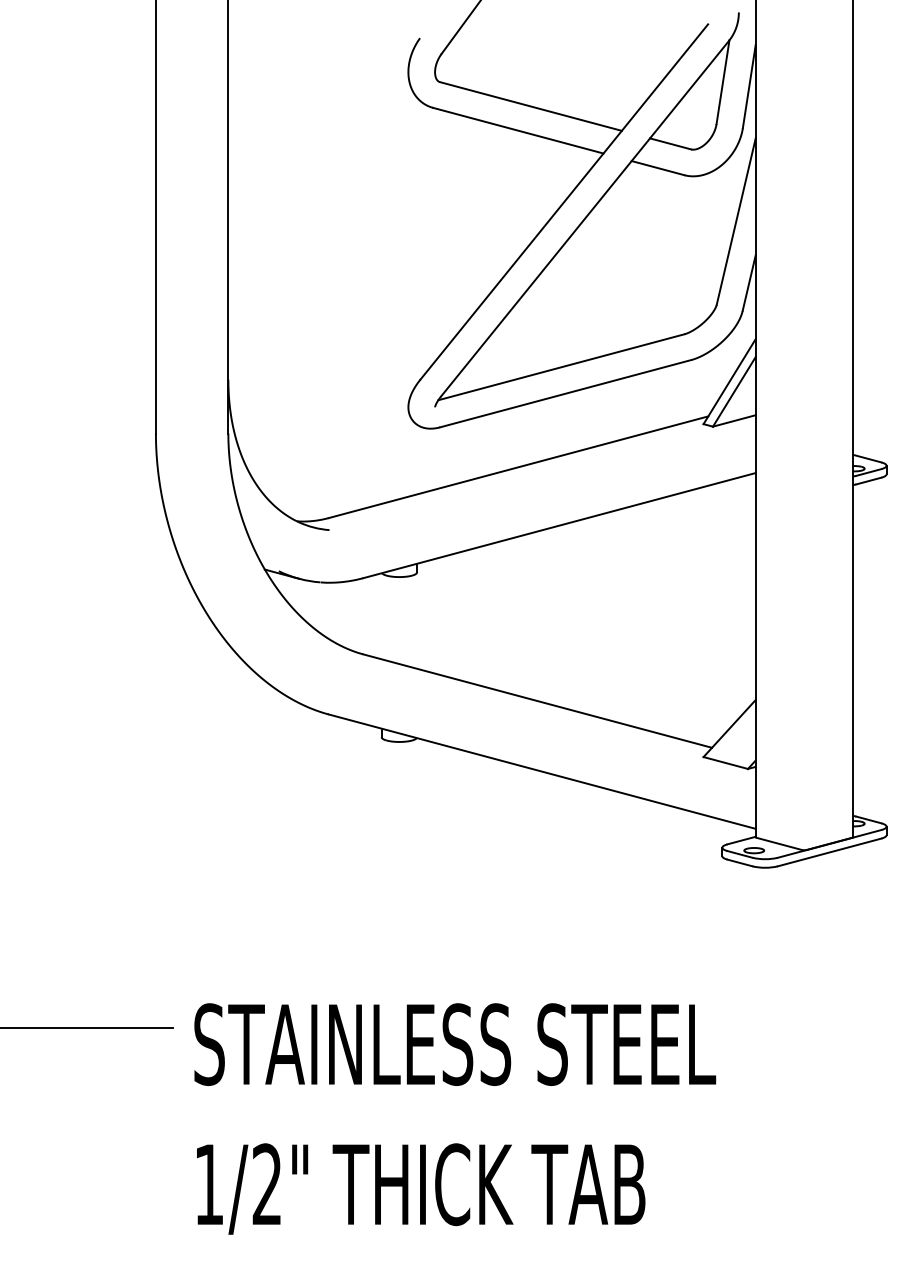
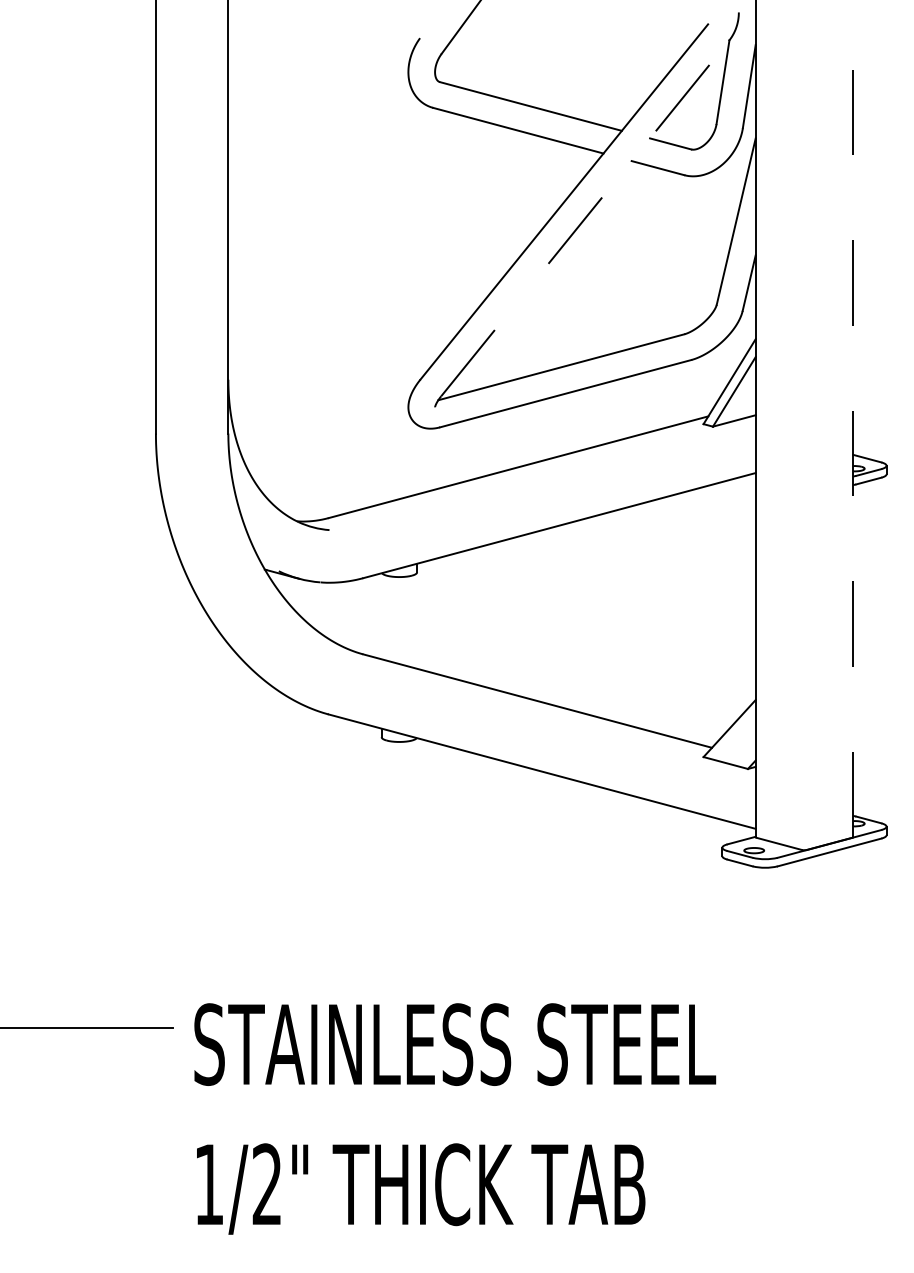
line: solid -> dashed (585, 218)
line: solid -> dashed (853, 418)
